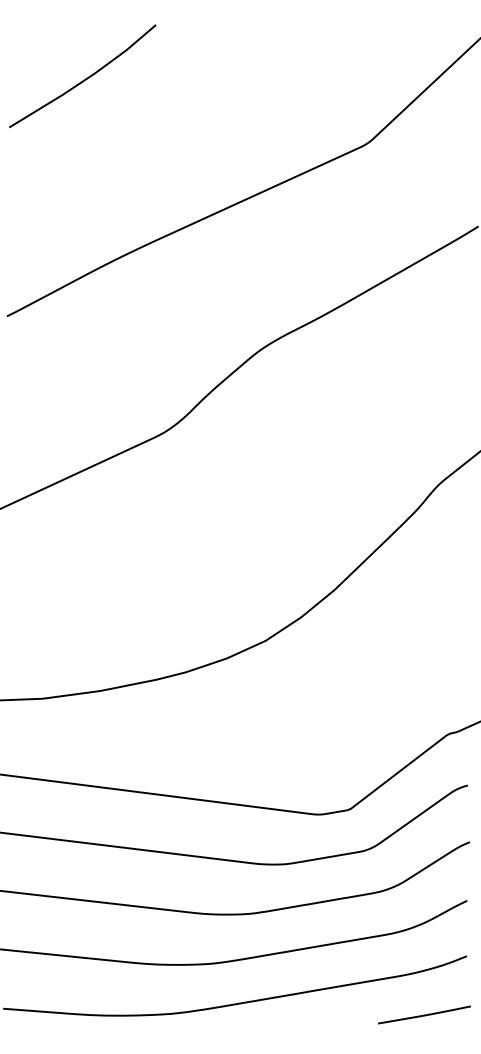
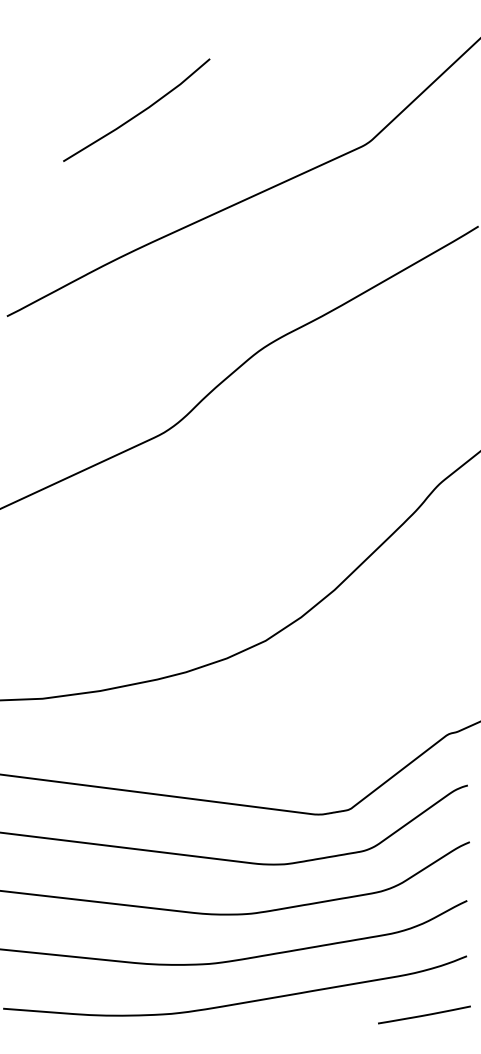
line position: (83, 79) -> (137, 113) (137, 113)
